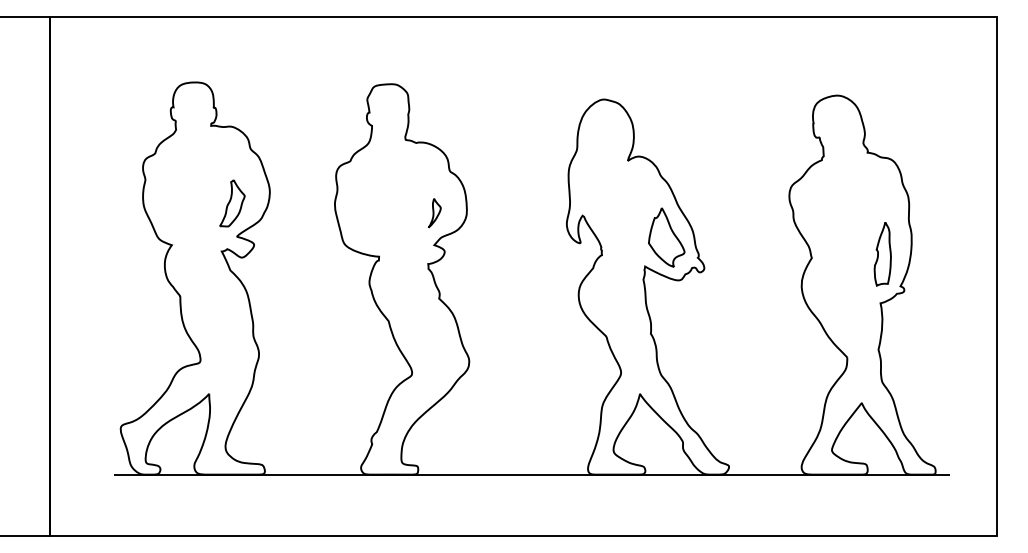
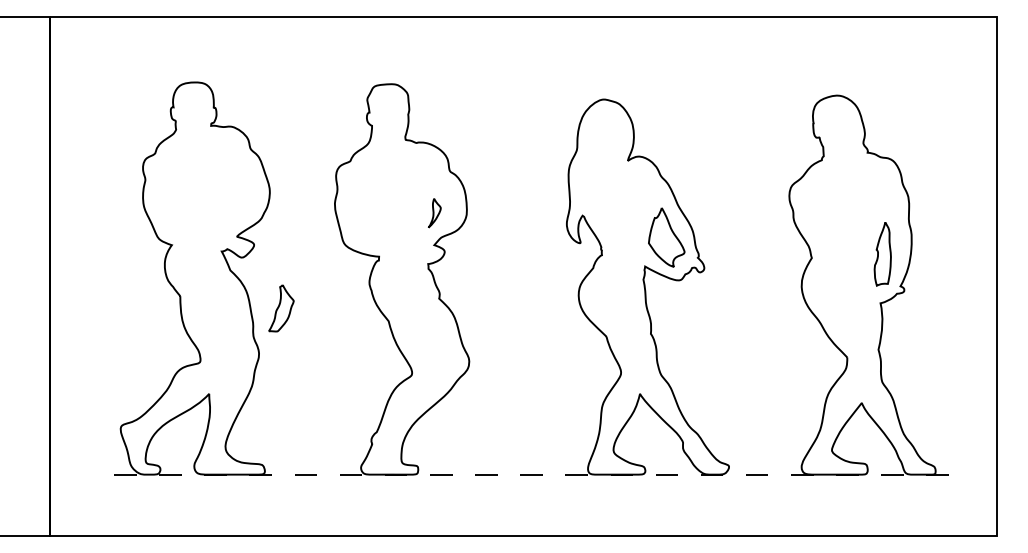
part position: (232, 203) -> (281, 308) (281, 308)
line: solid -> dashed (532, 474)
